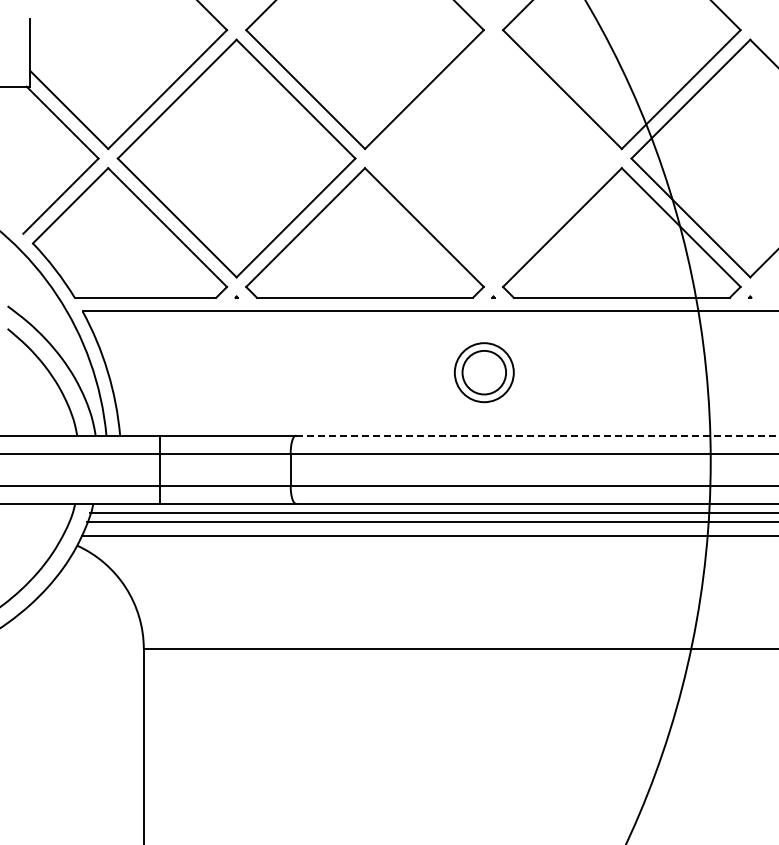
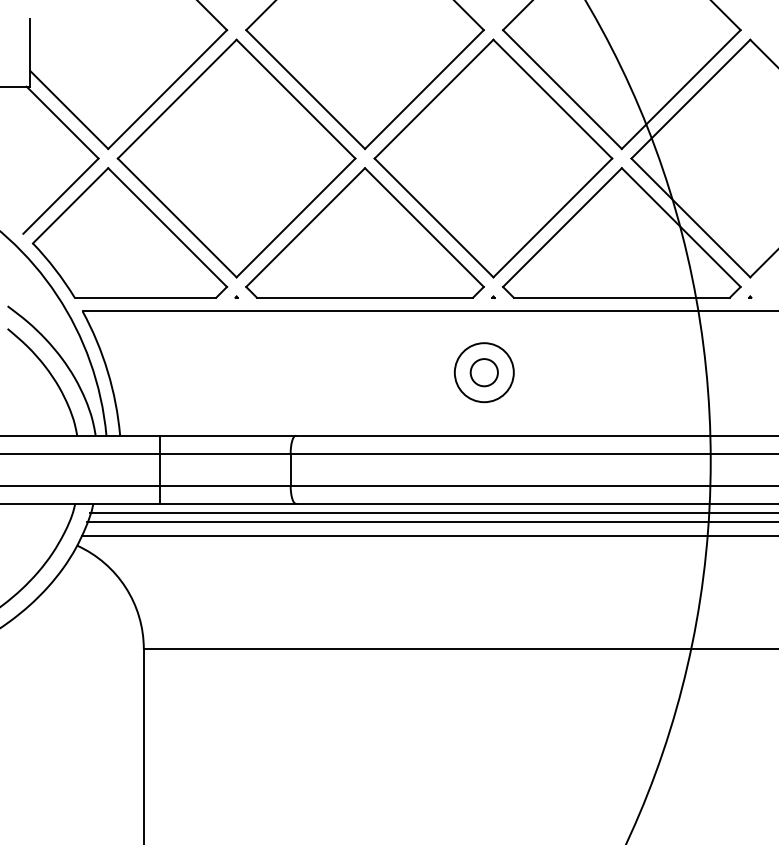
part: none -> present (493, 158)
circle diameter: 44 px -> 27 px (483, 372)
line: dashed -> solid (537, 435)
